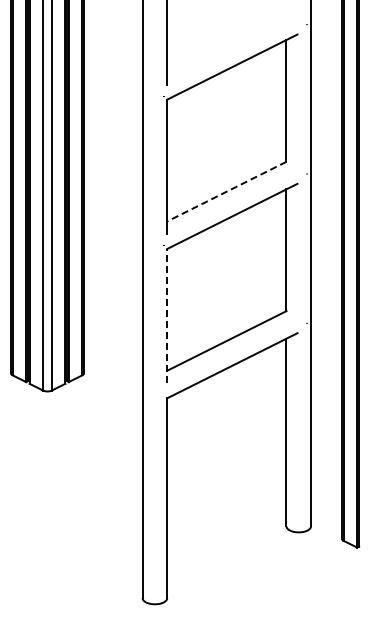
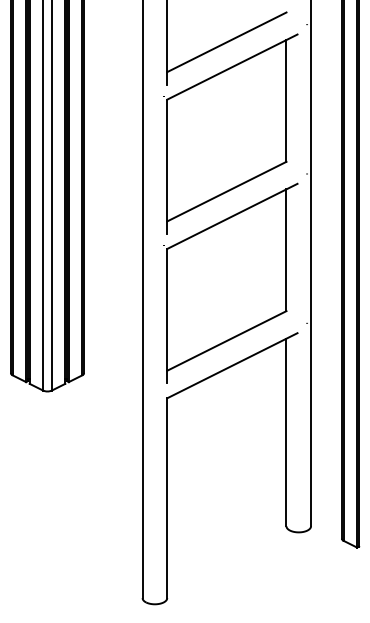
line: none -> present (226, 42)
line: dashed -> solid (226, 191)
line: dashed -> solid (167, 315)
